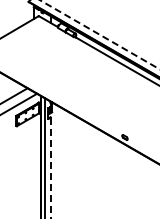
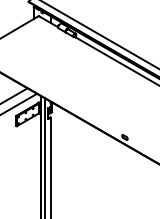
line: dashed -> solid (99, 34)
line: dashed -> solid (50, 168)
